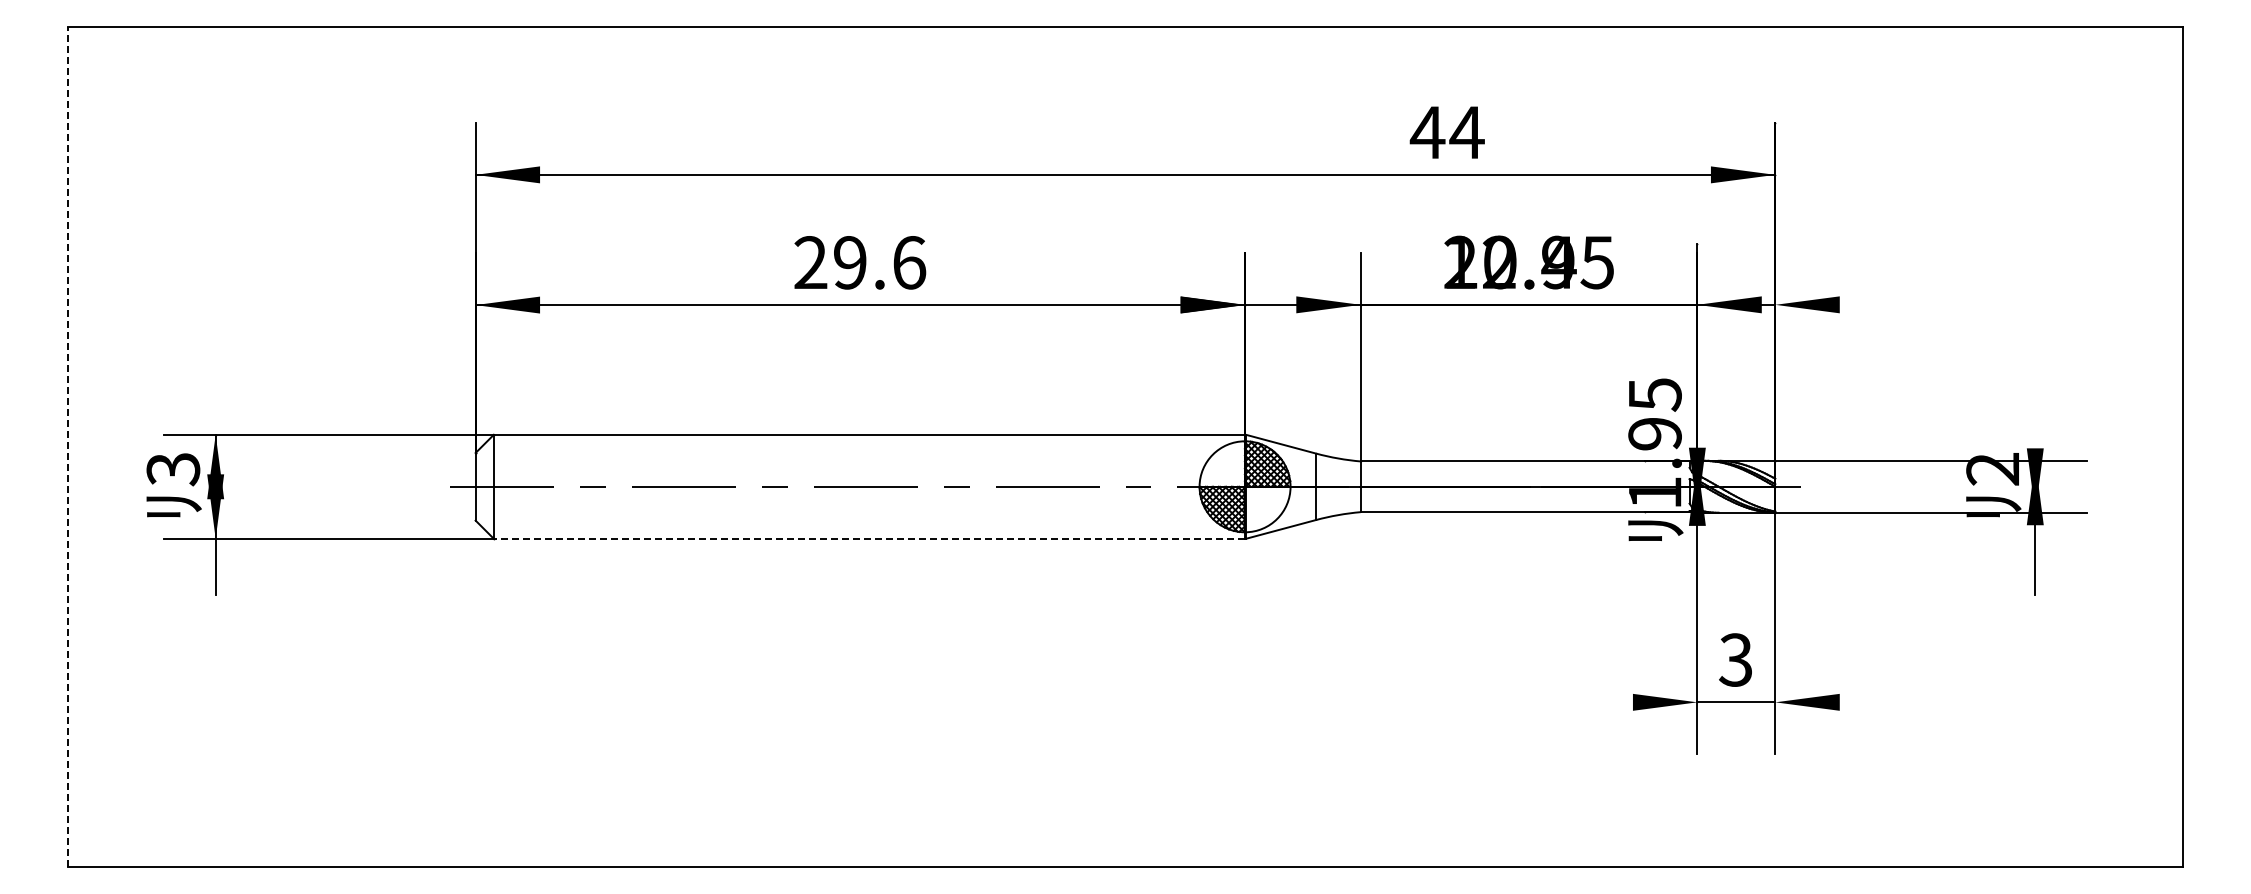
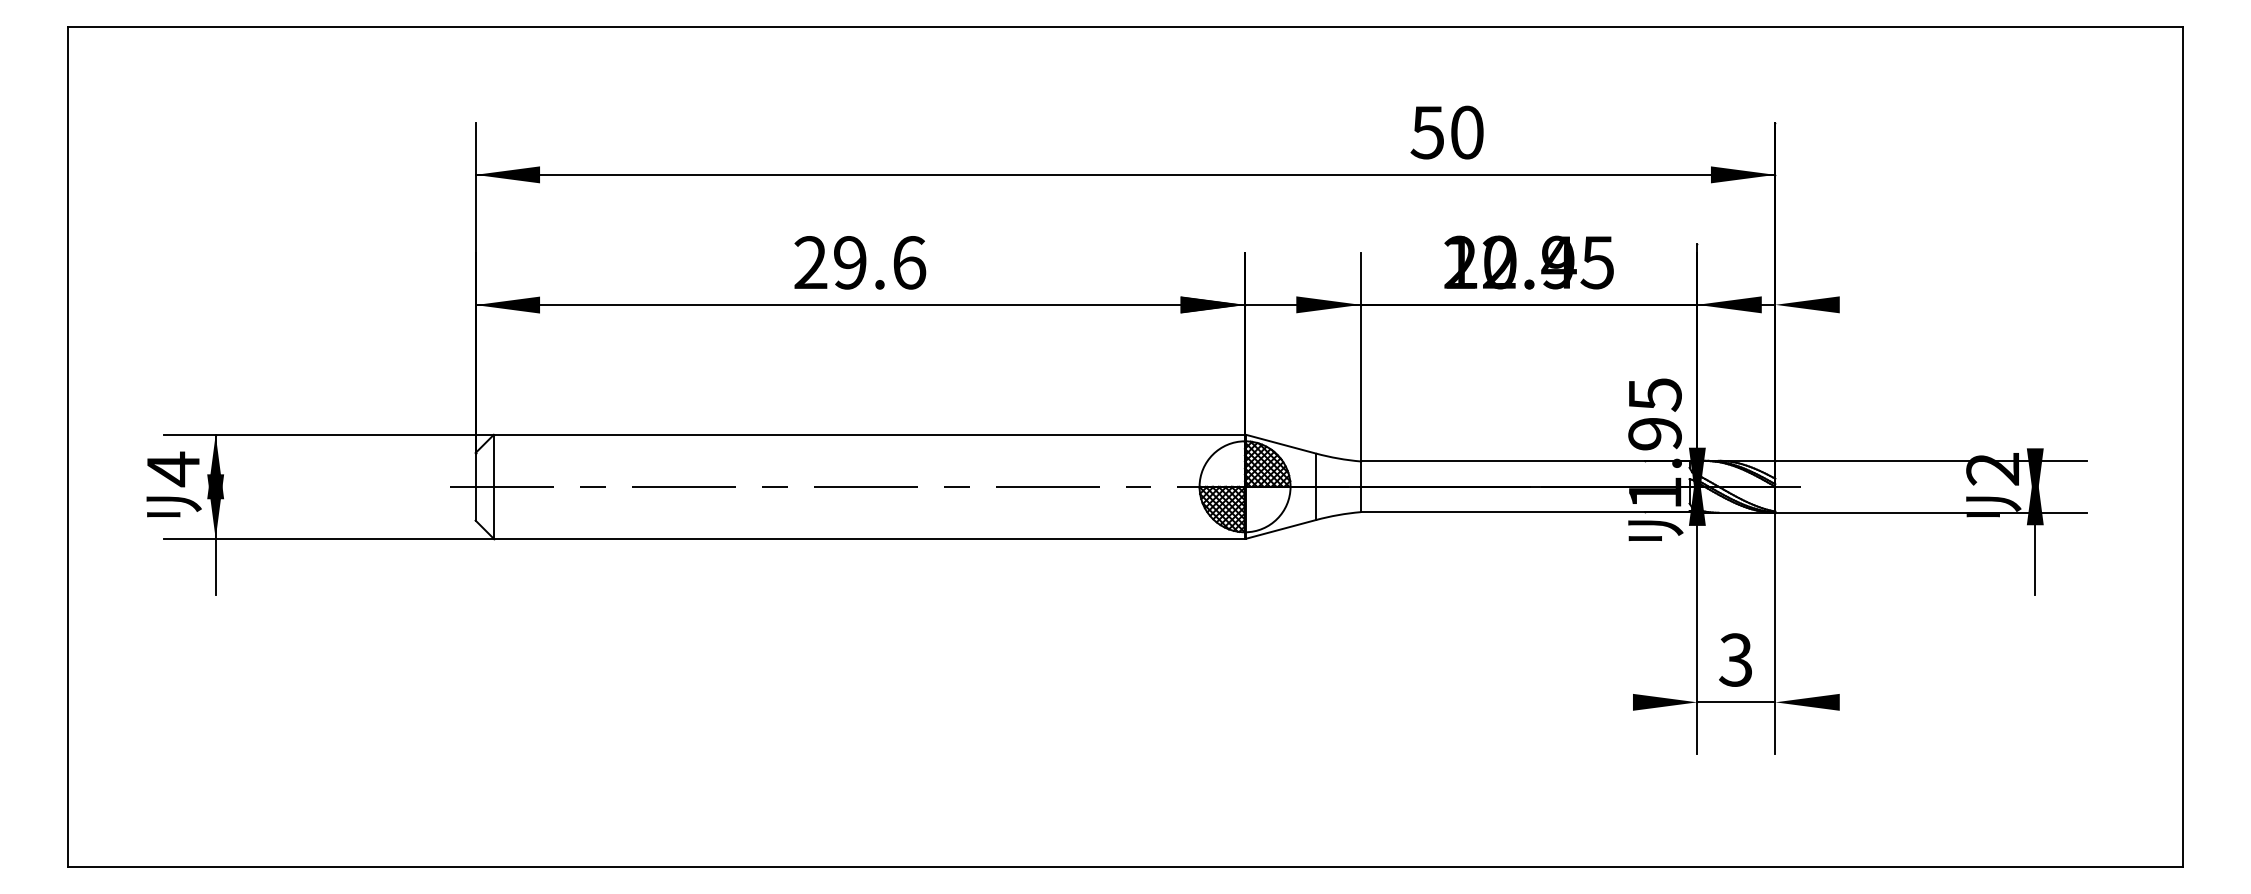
text: 44 -> 50 (1446, 132)
line: dashed -> solid (67, 446)
text: 3 -> 4 (173, 469)
line: dashed -> solid (869, 538)
